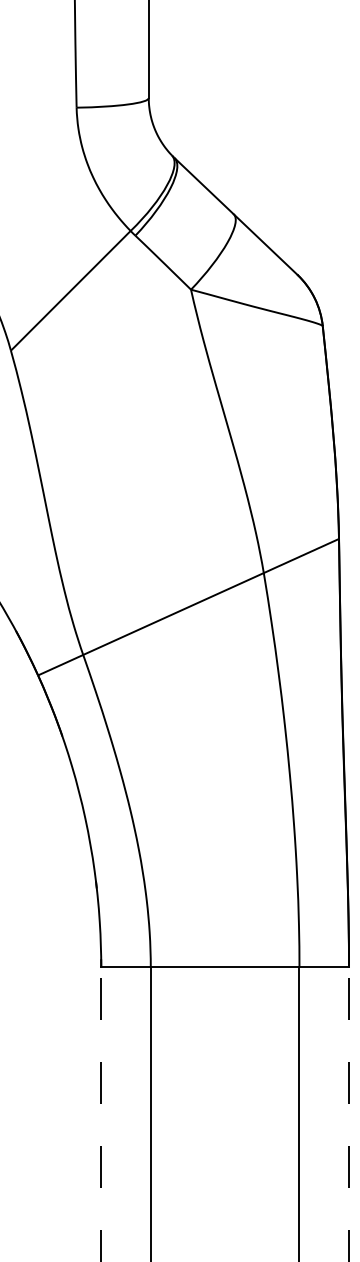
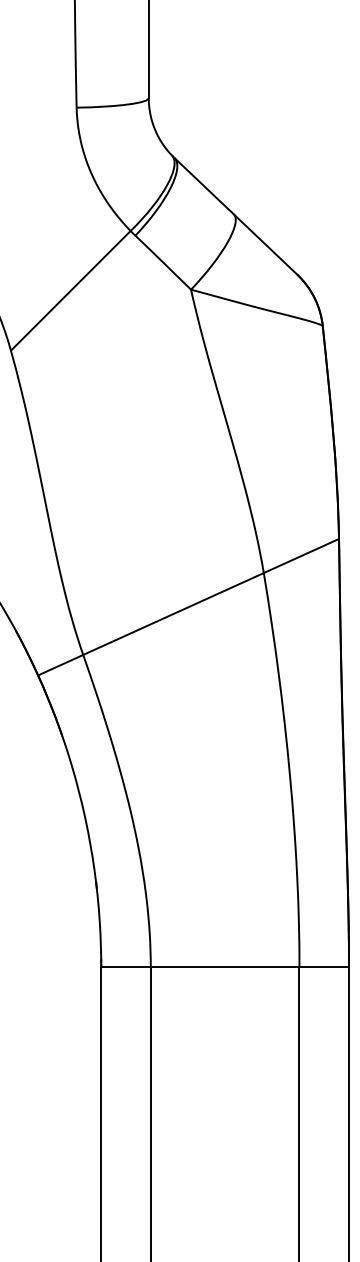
line: dashed -> solid (101, 1114)
line: dashed -> solid (349, 1114)
